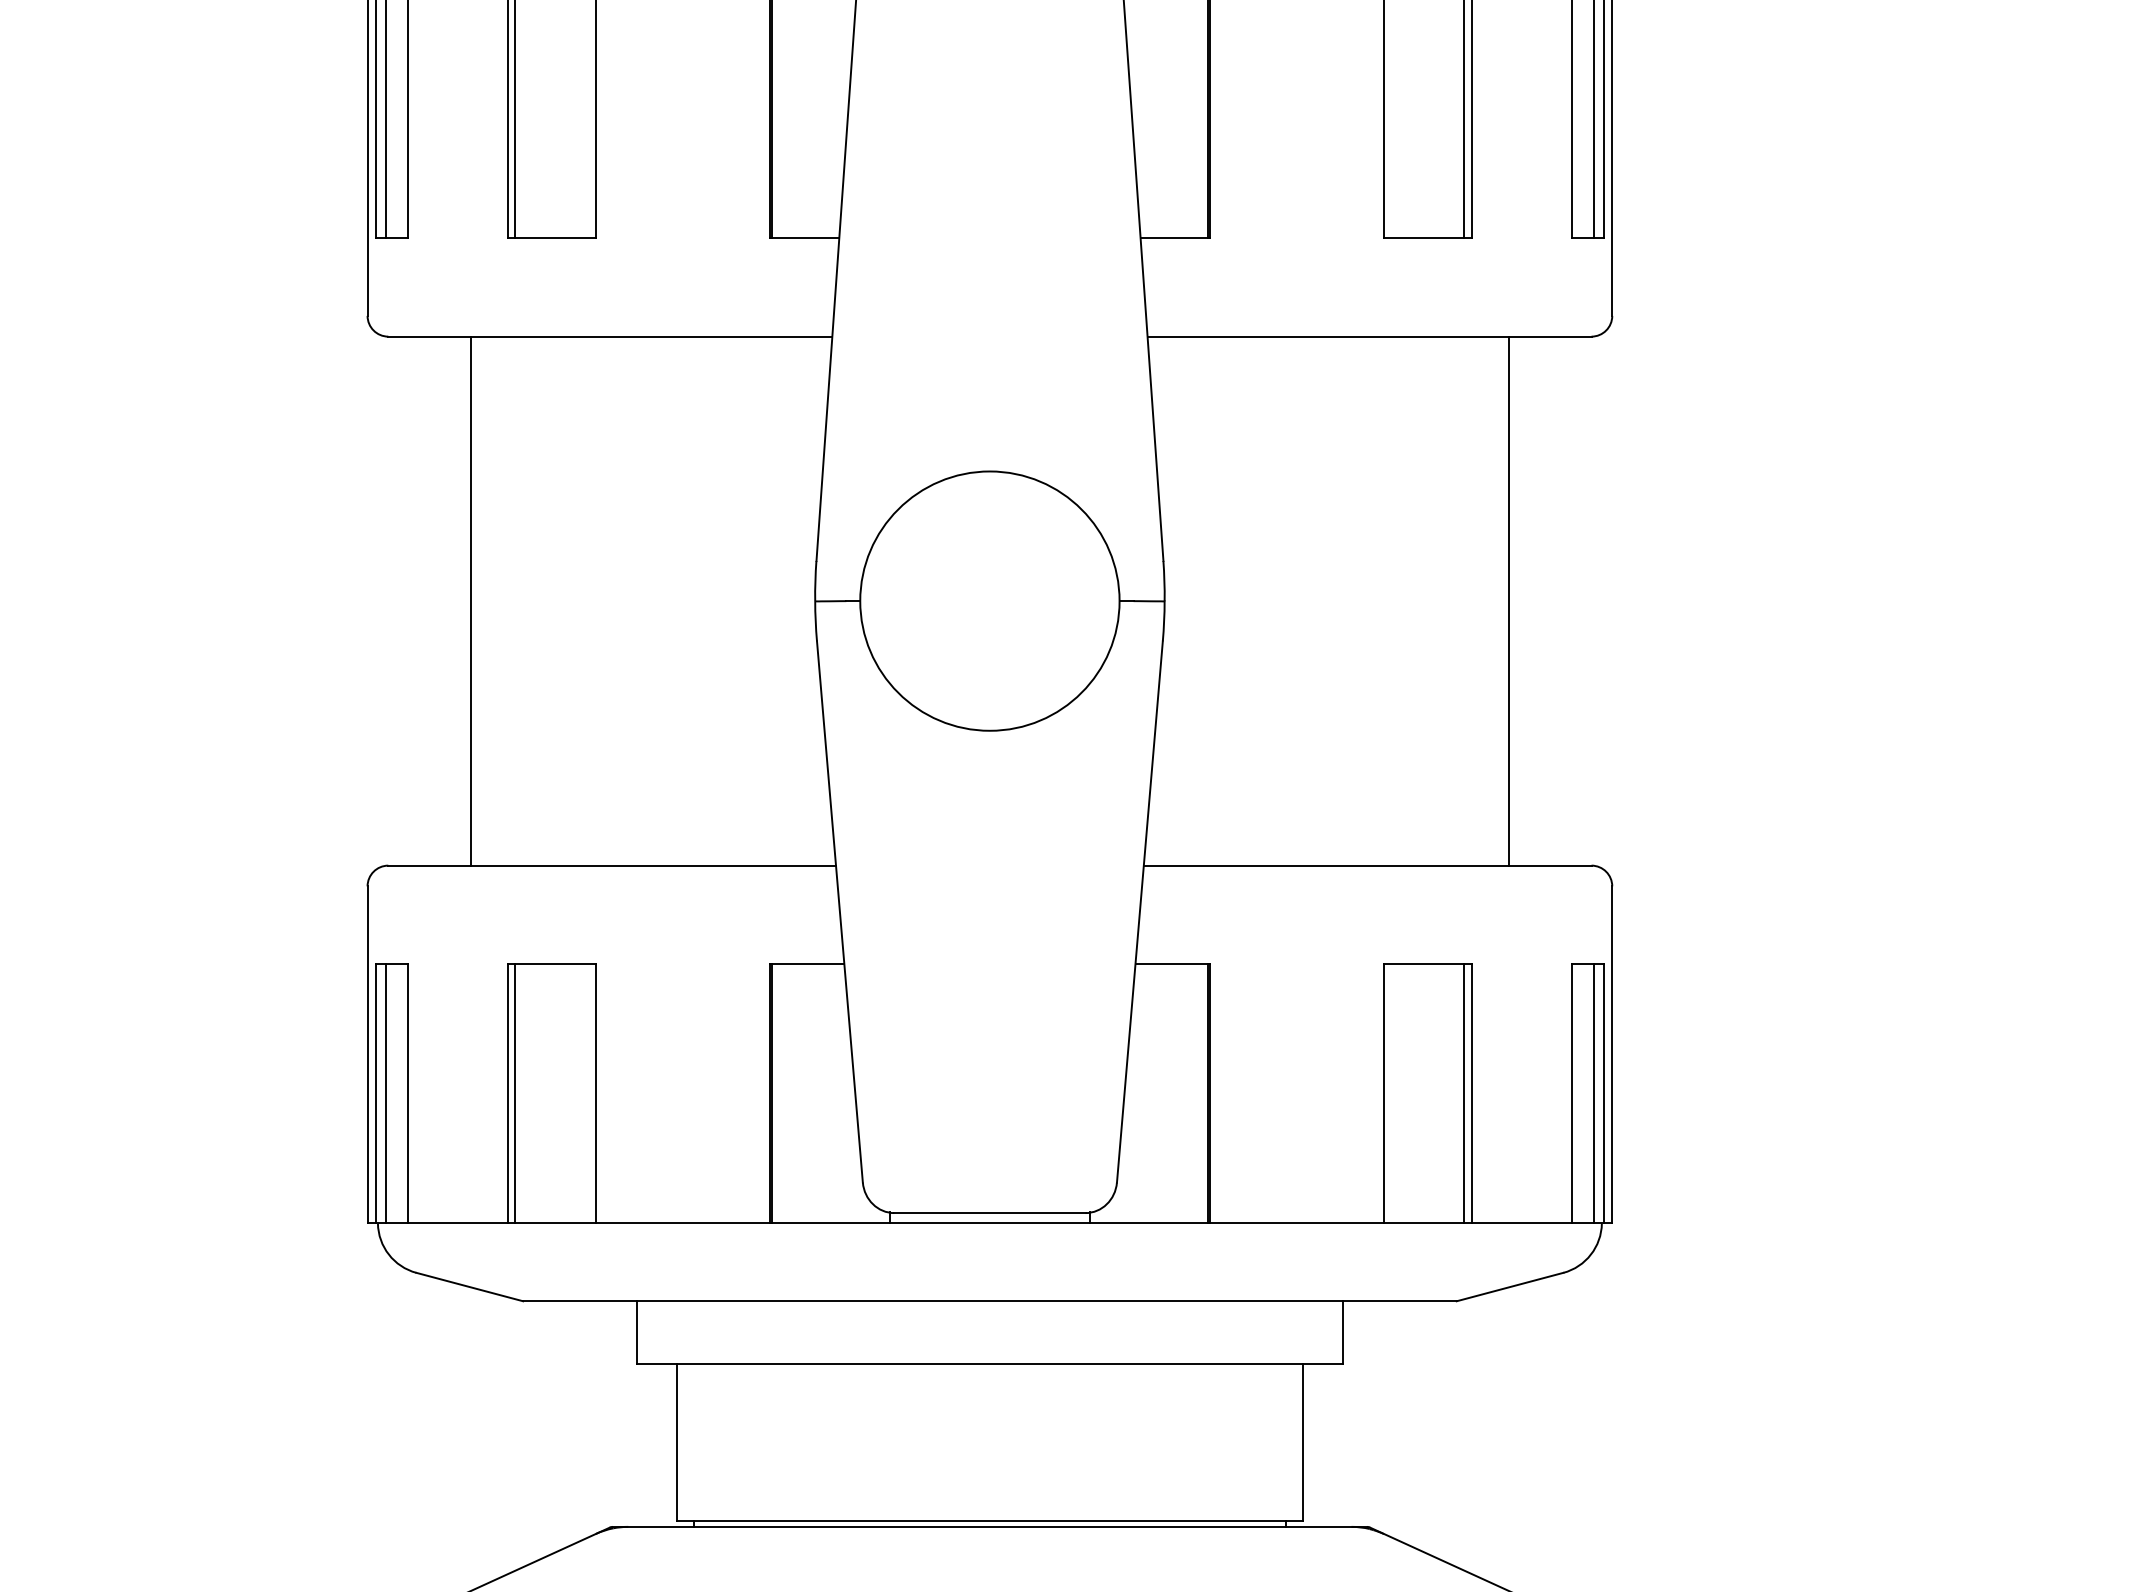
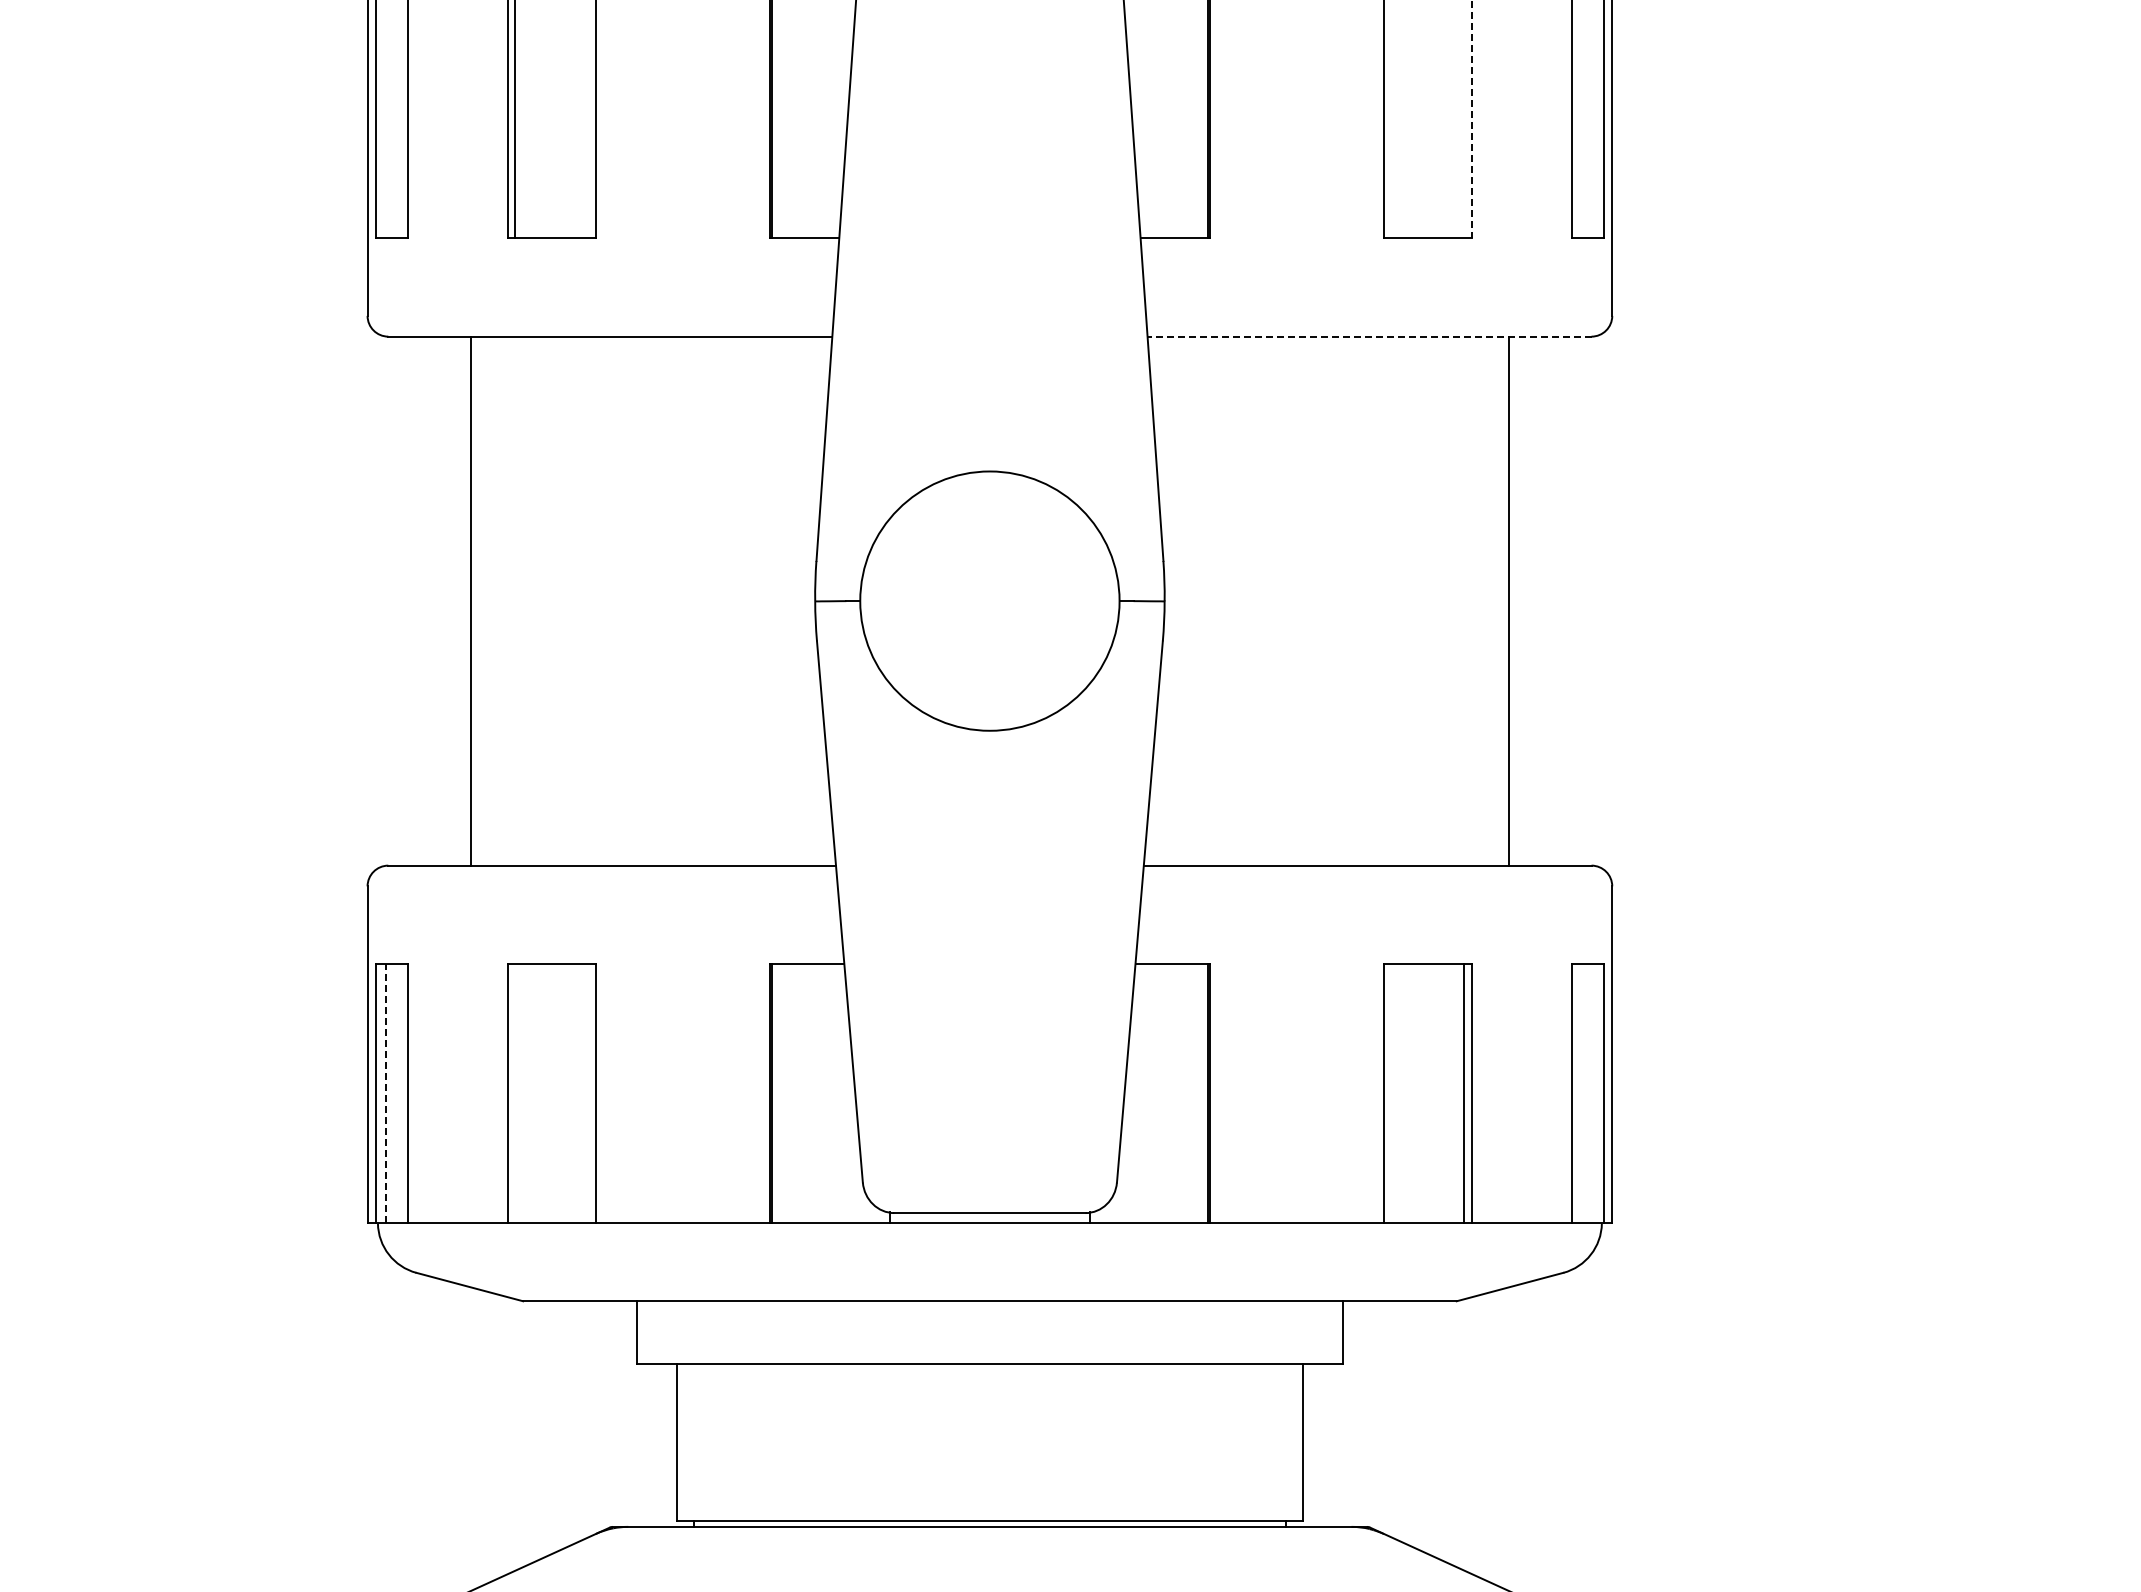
line: solid -> dashed (1471, 119)
line: present -> none (385, 120)
line: present -> none (1464, 120)
line: present -> none (1594, 120)
line: solid -> dashed (1369, 336)
line: solid -> dashed (385, 1093)
line: present -> none (515, 1093)
line: present -> none (1594, 1093)
